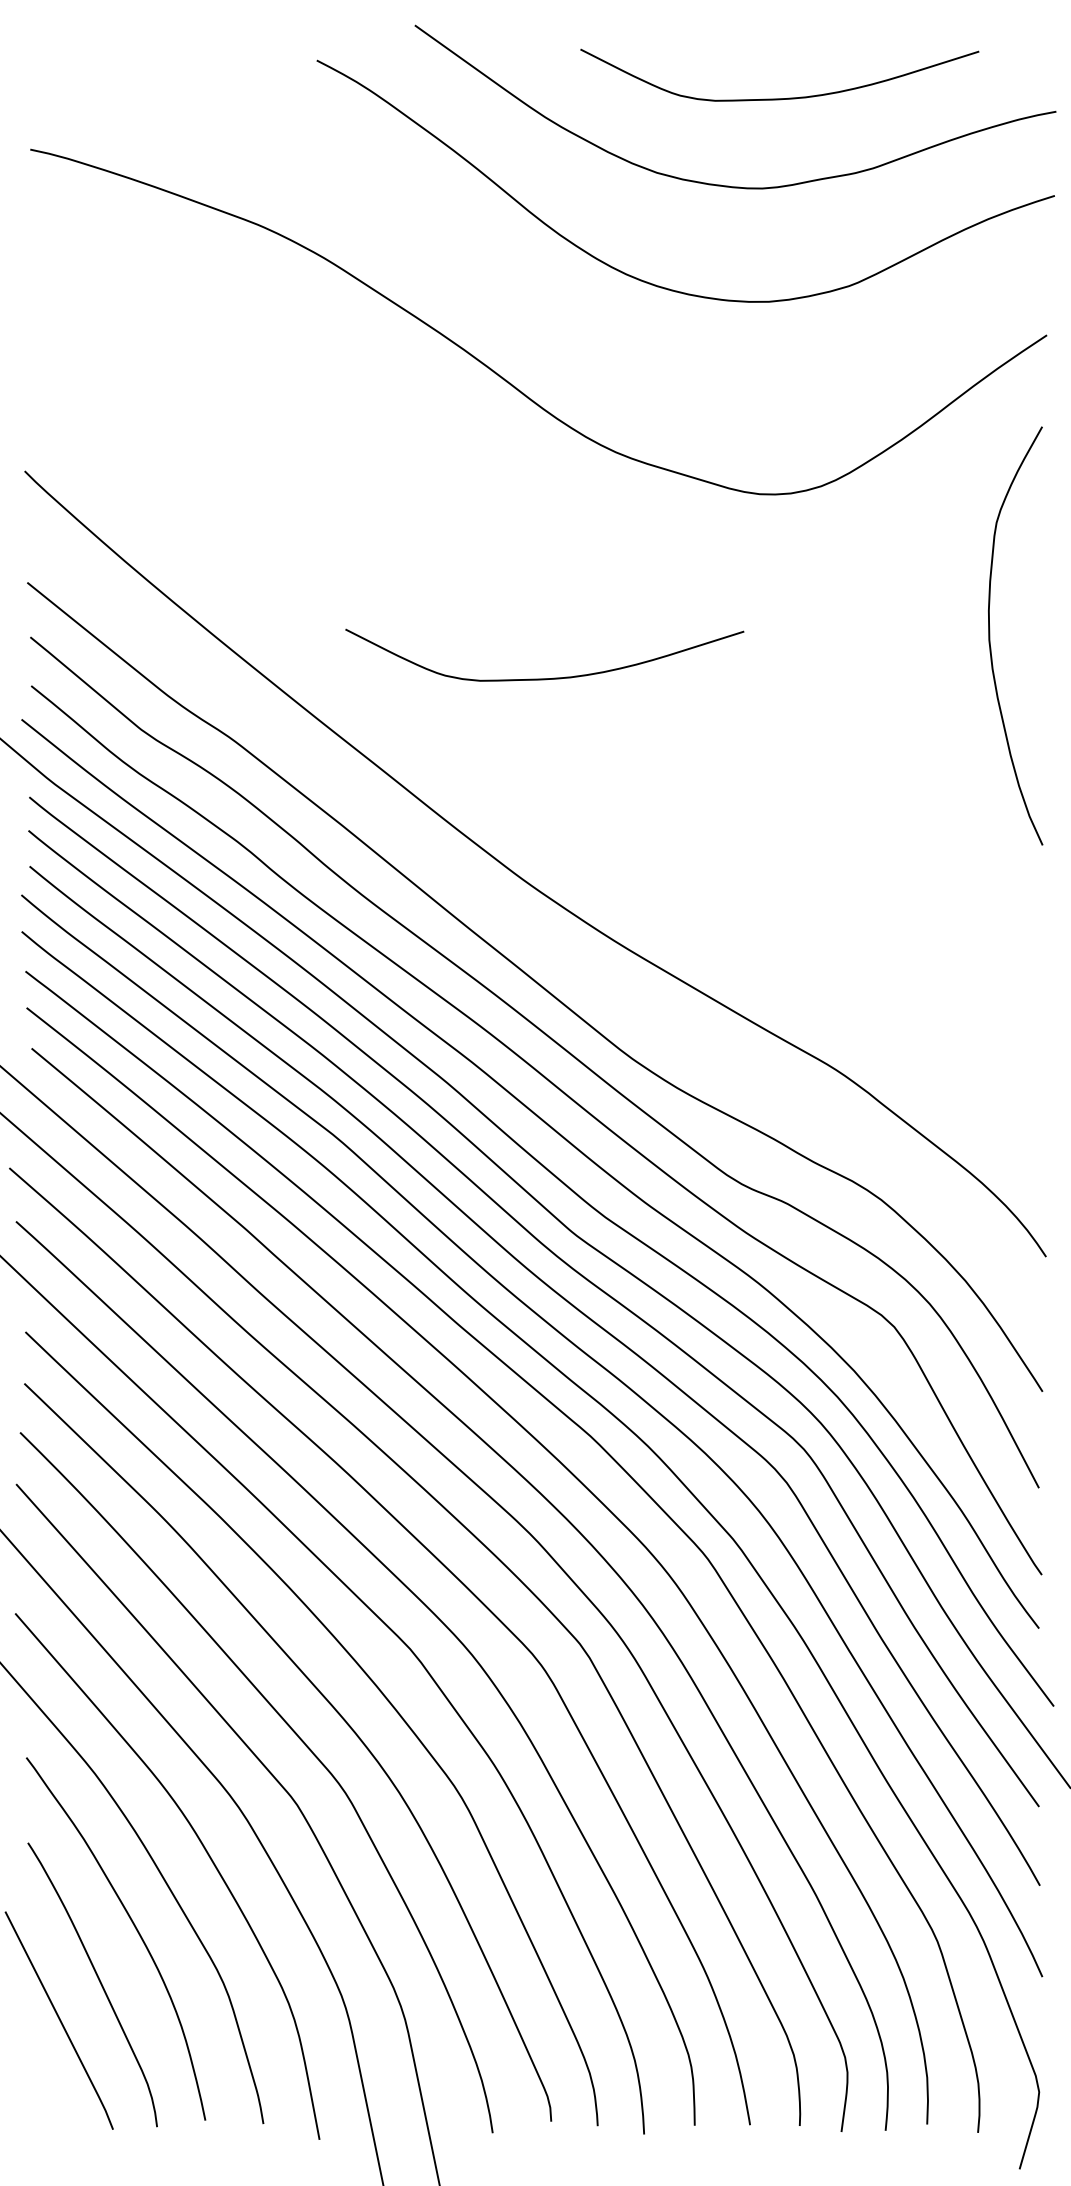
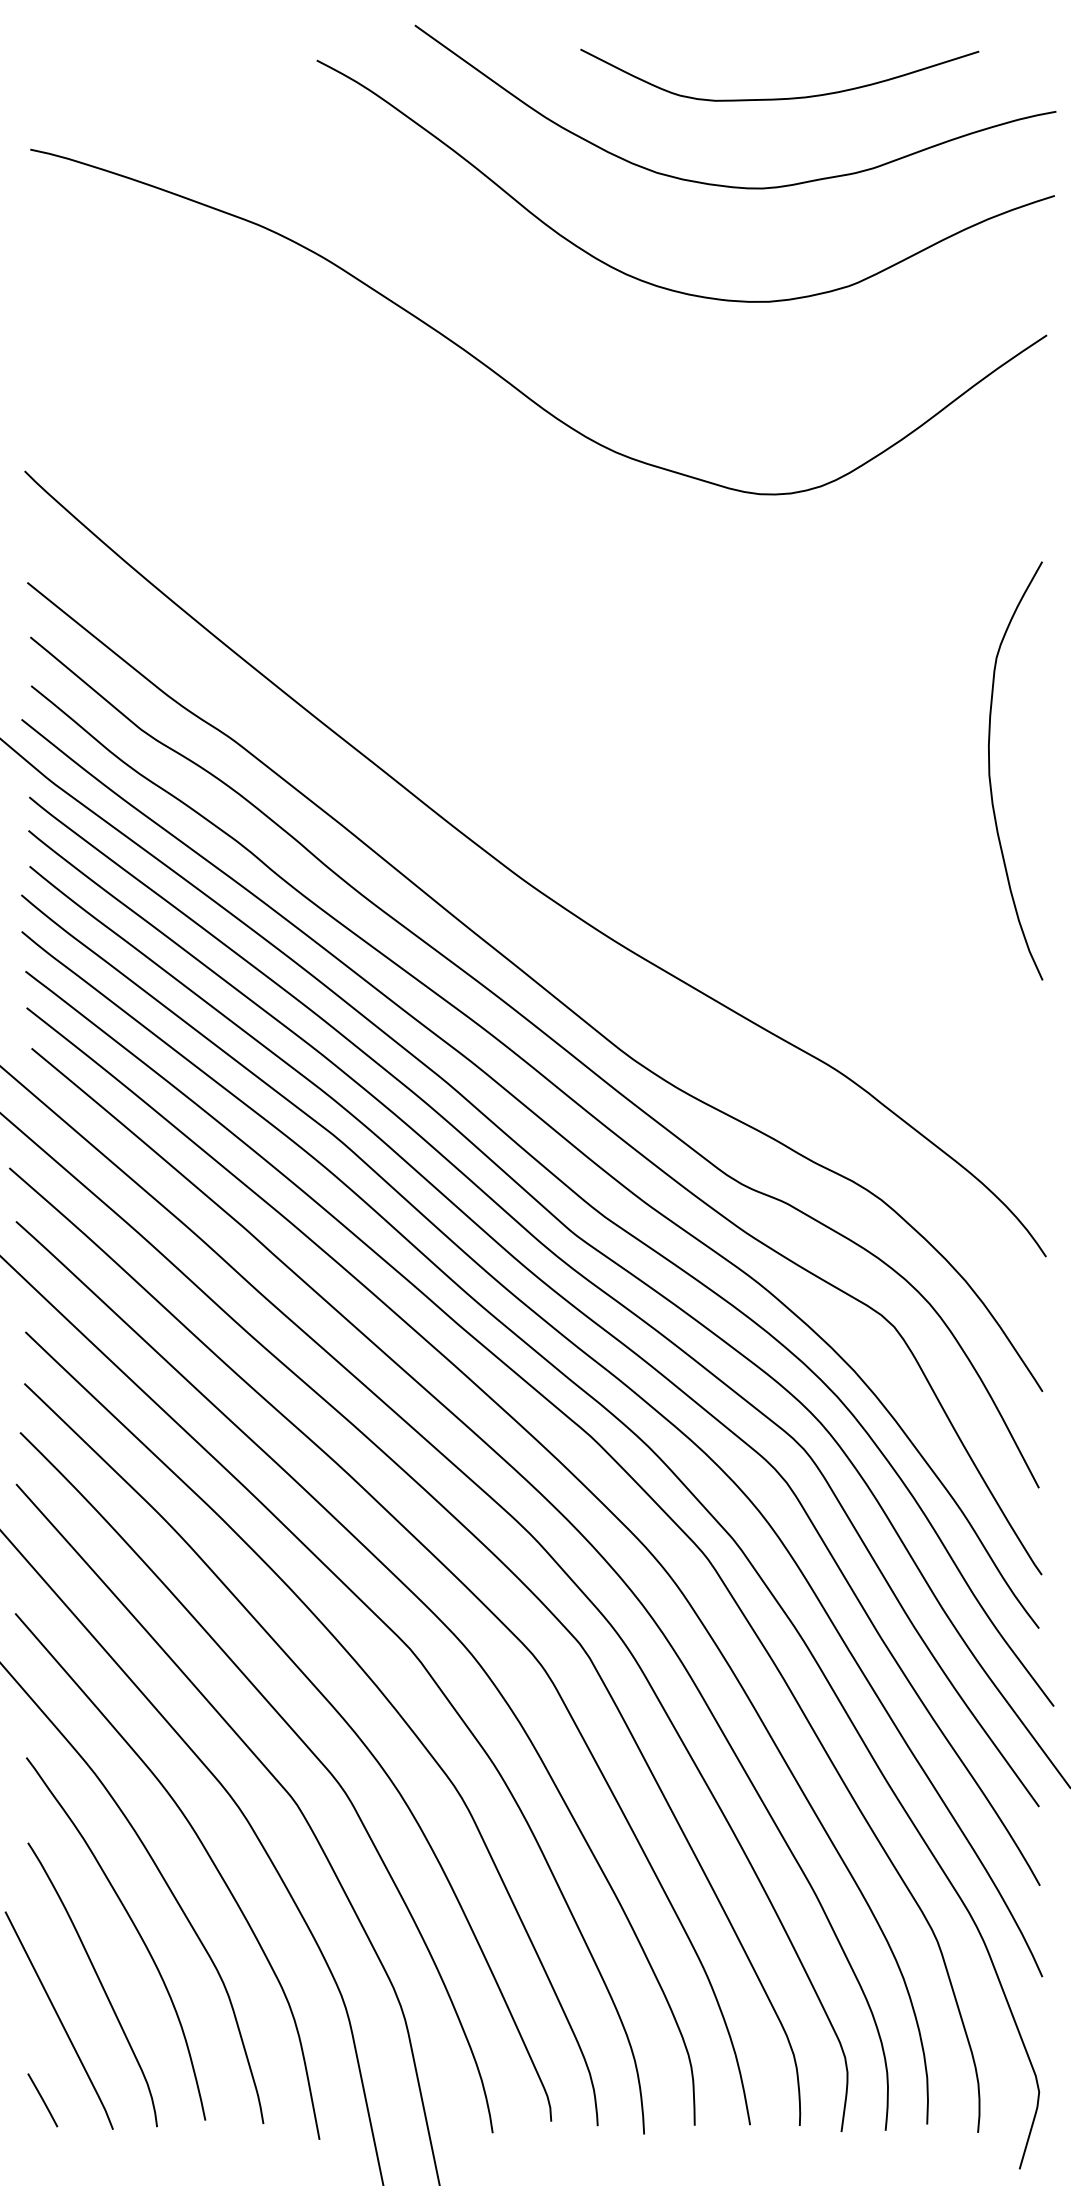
curve position: (990, 635) -> (990, 770) (990, 770)
curve: present -> none (544, 678)
line: none -> present (42, 2100)
